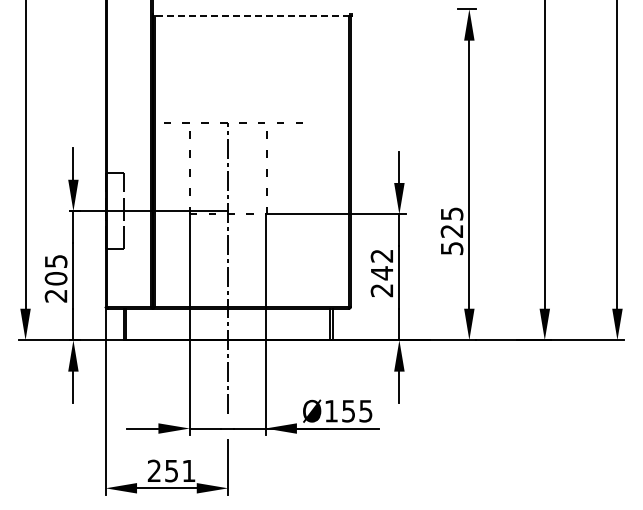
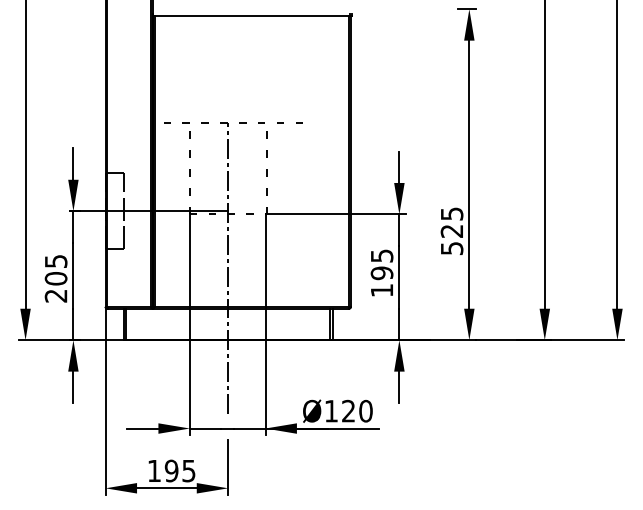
line: dashed -> solid (251, 16)
text: 242 -> 195 (381, 273)
text: Ø155 -> Ø120 (357, 410)
text: 251 -> 195 (171, 470)
